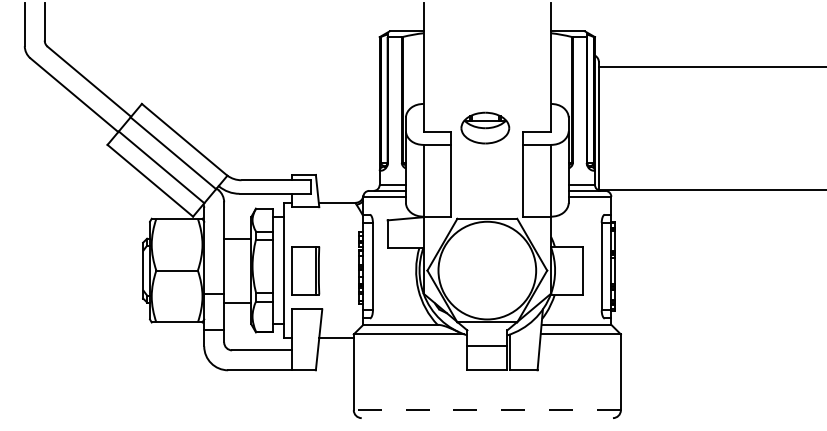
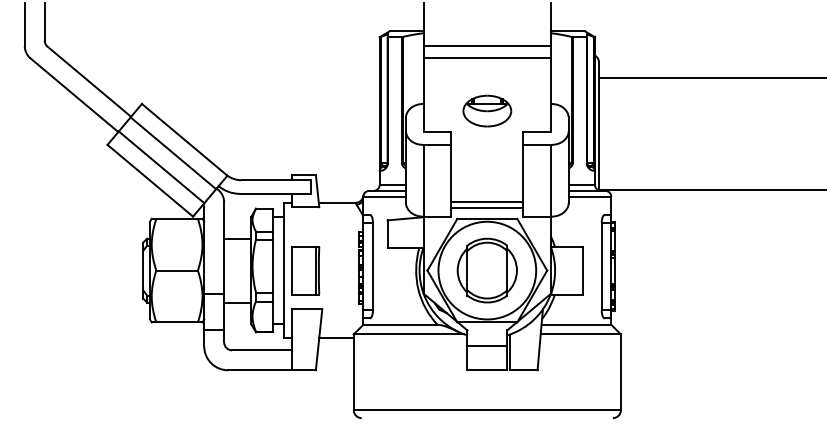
line: none -> present (487, 46)
line: none -> present (487, 58)
line position: (710, 67) -> (710, 78) (710, 78)
part position: (485, 127) -> (487, 110) (487, 110)
line: none -> present (487, 201)
line: none -> present (487, 207)
part: none -> present (486, 270)
line: dashed -> solid (487, 410)
